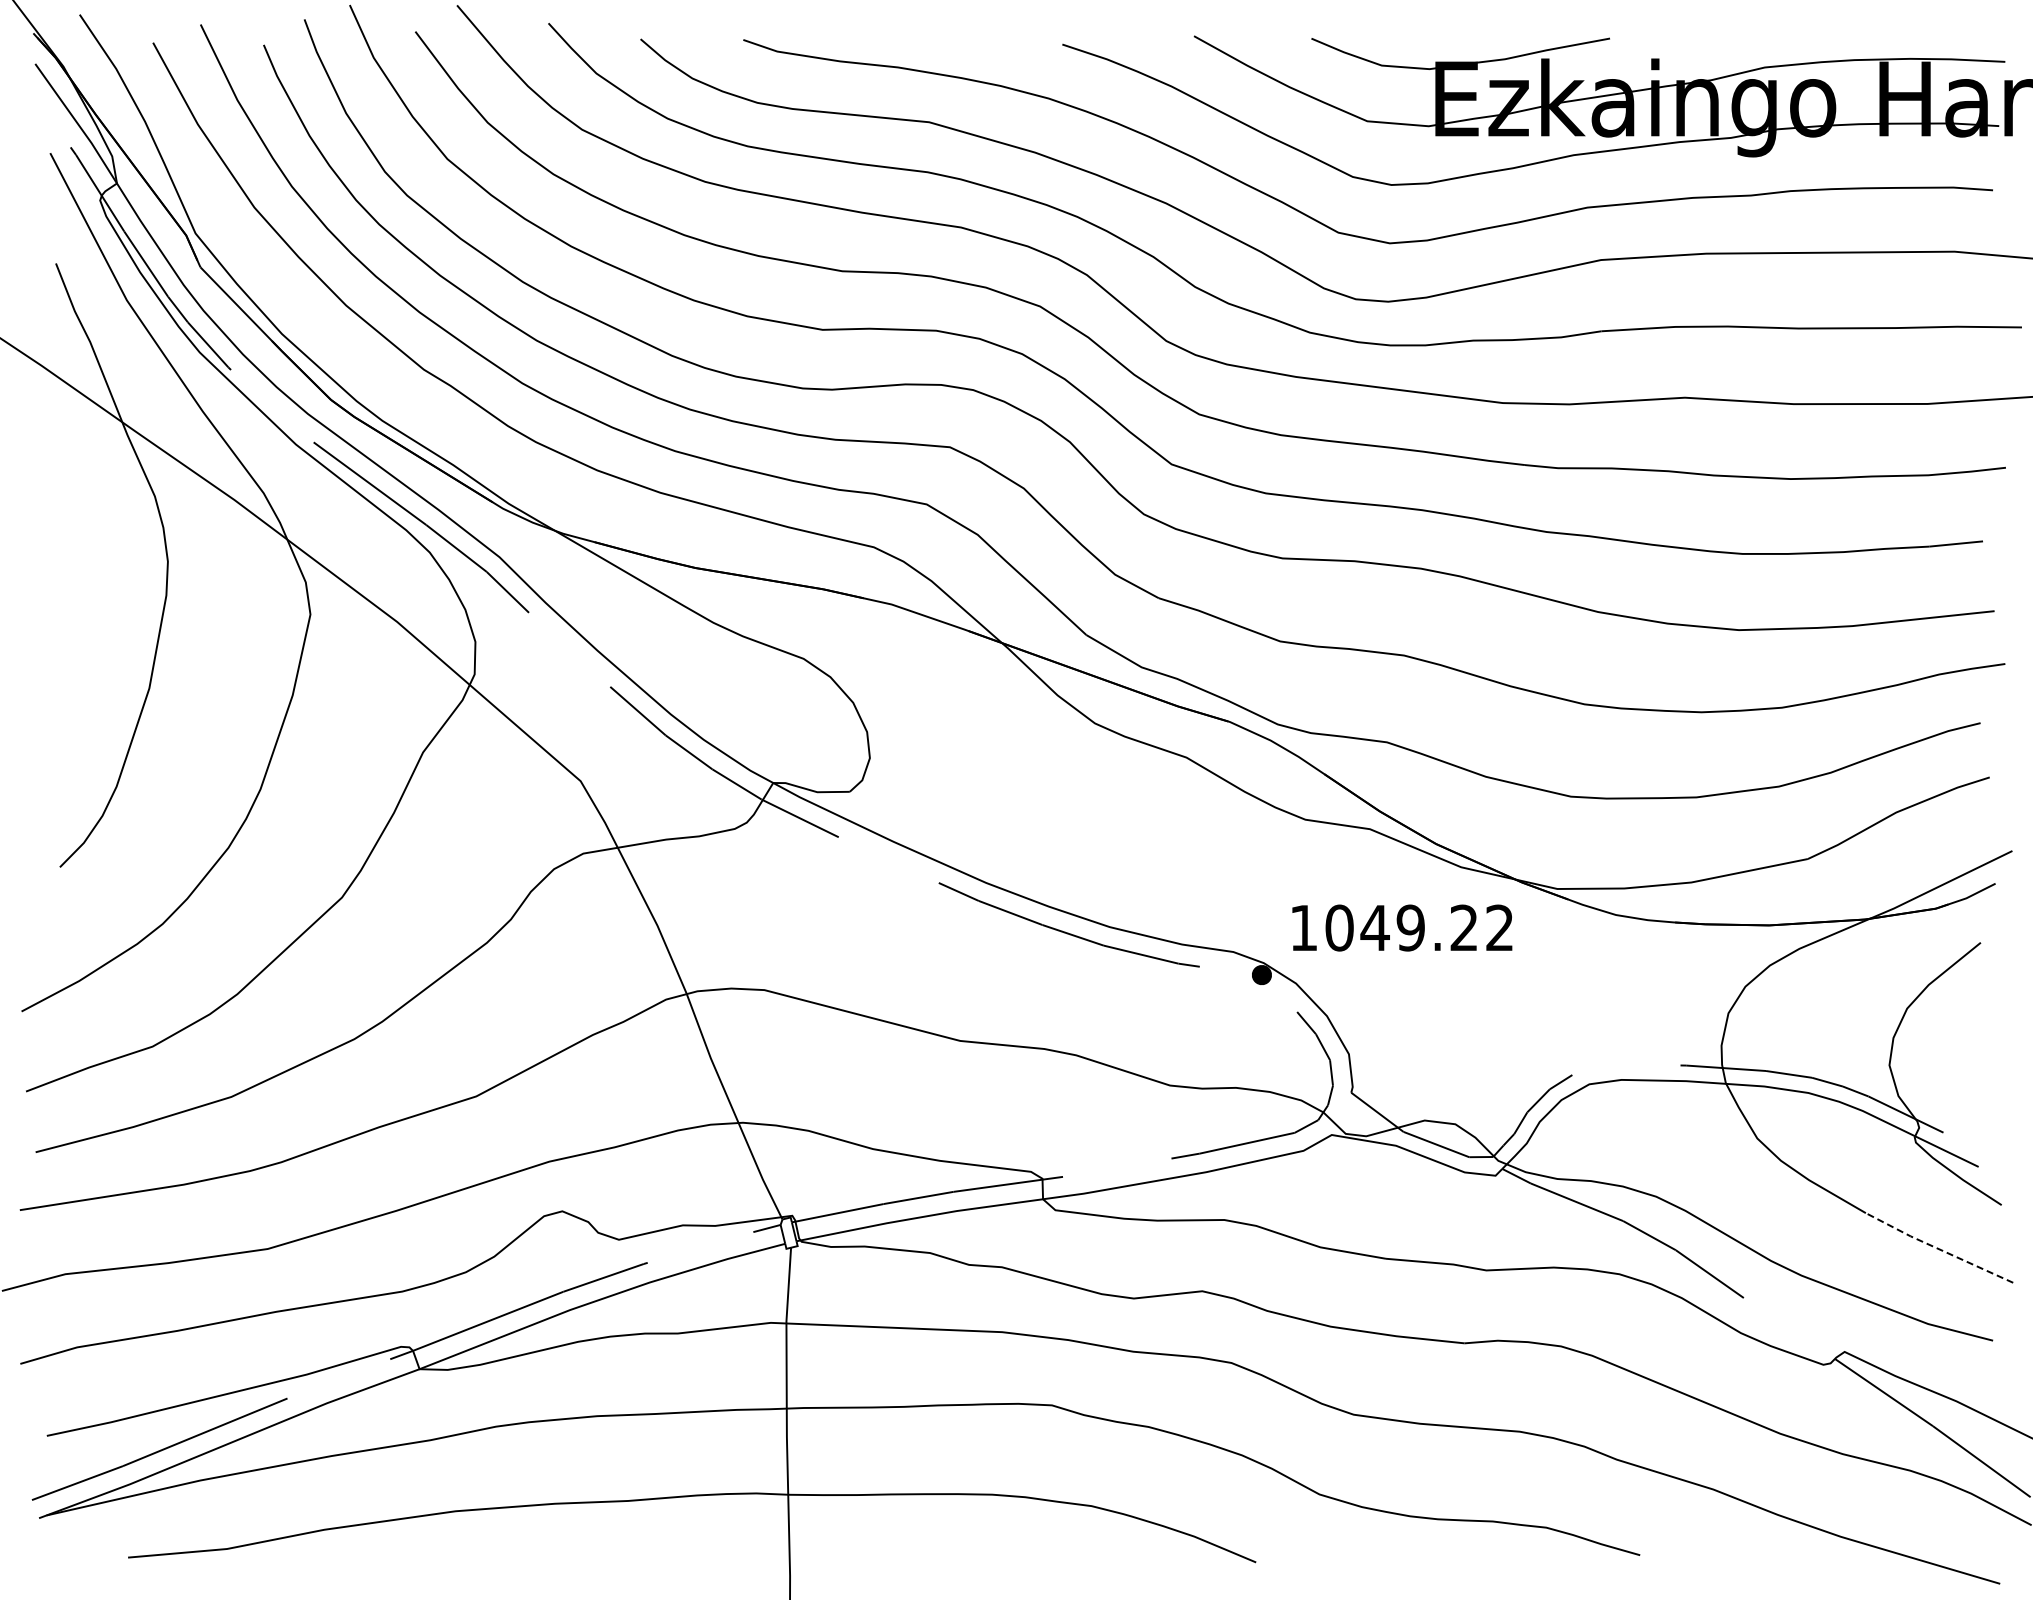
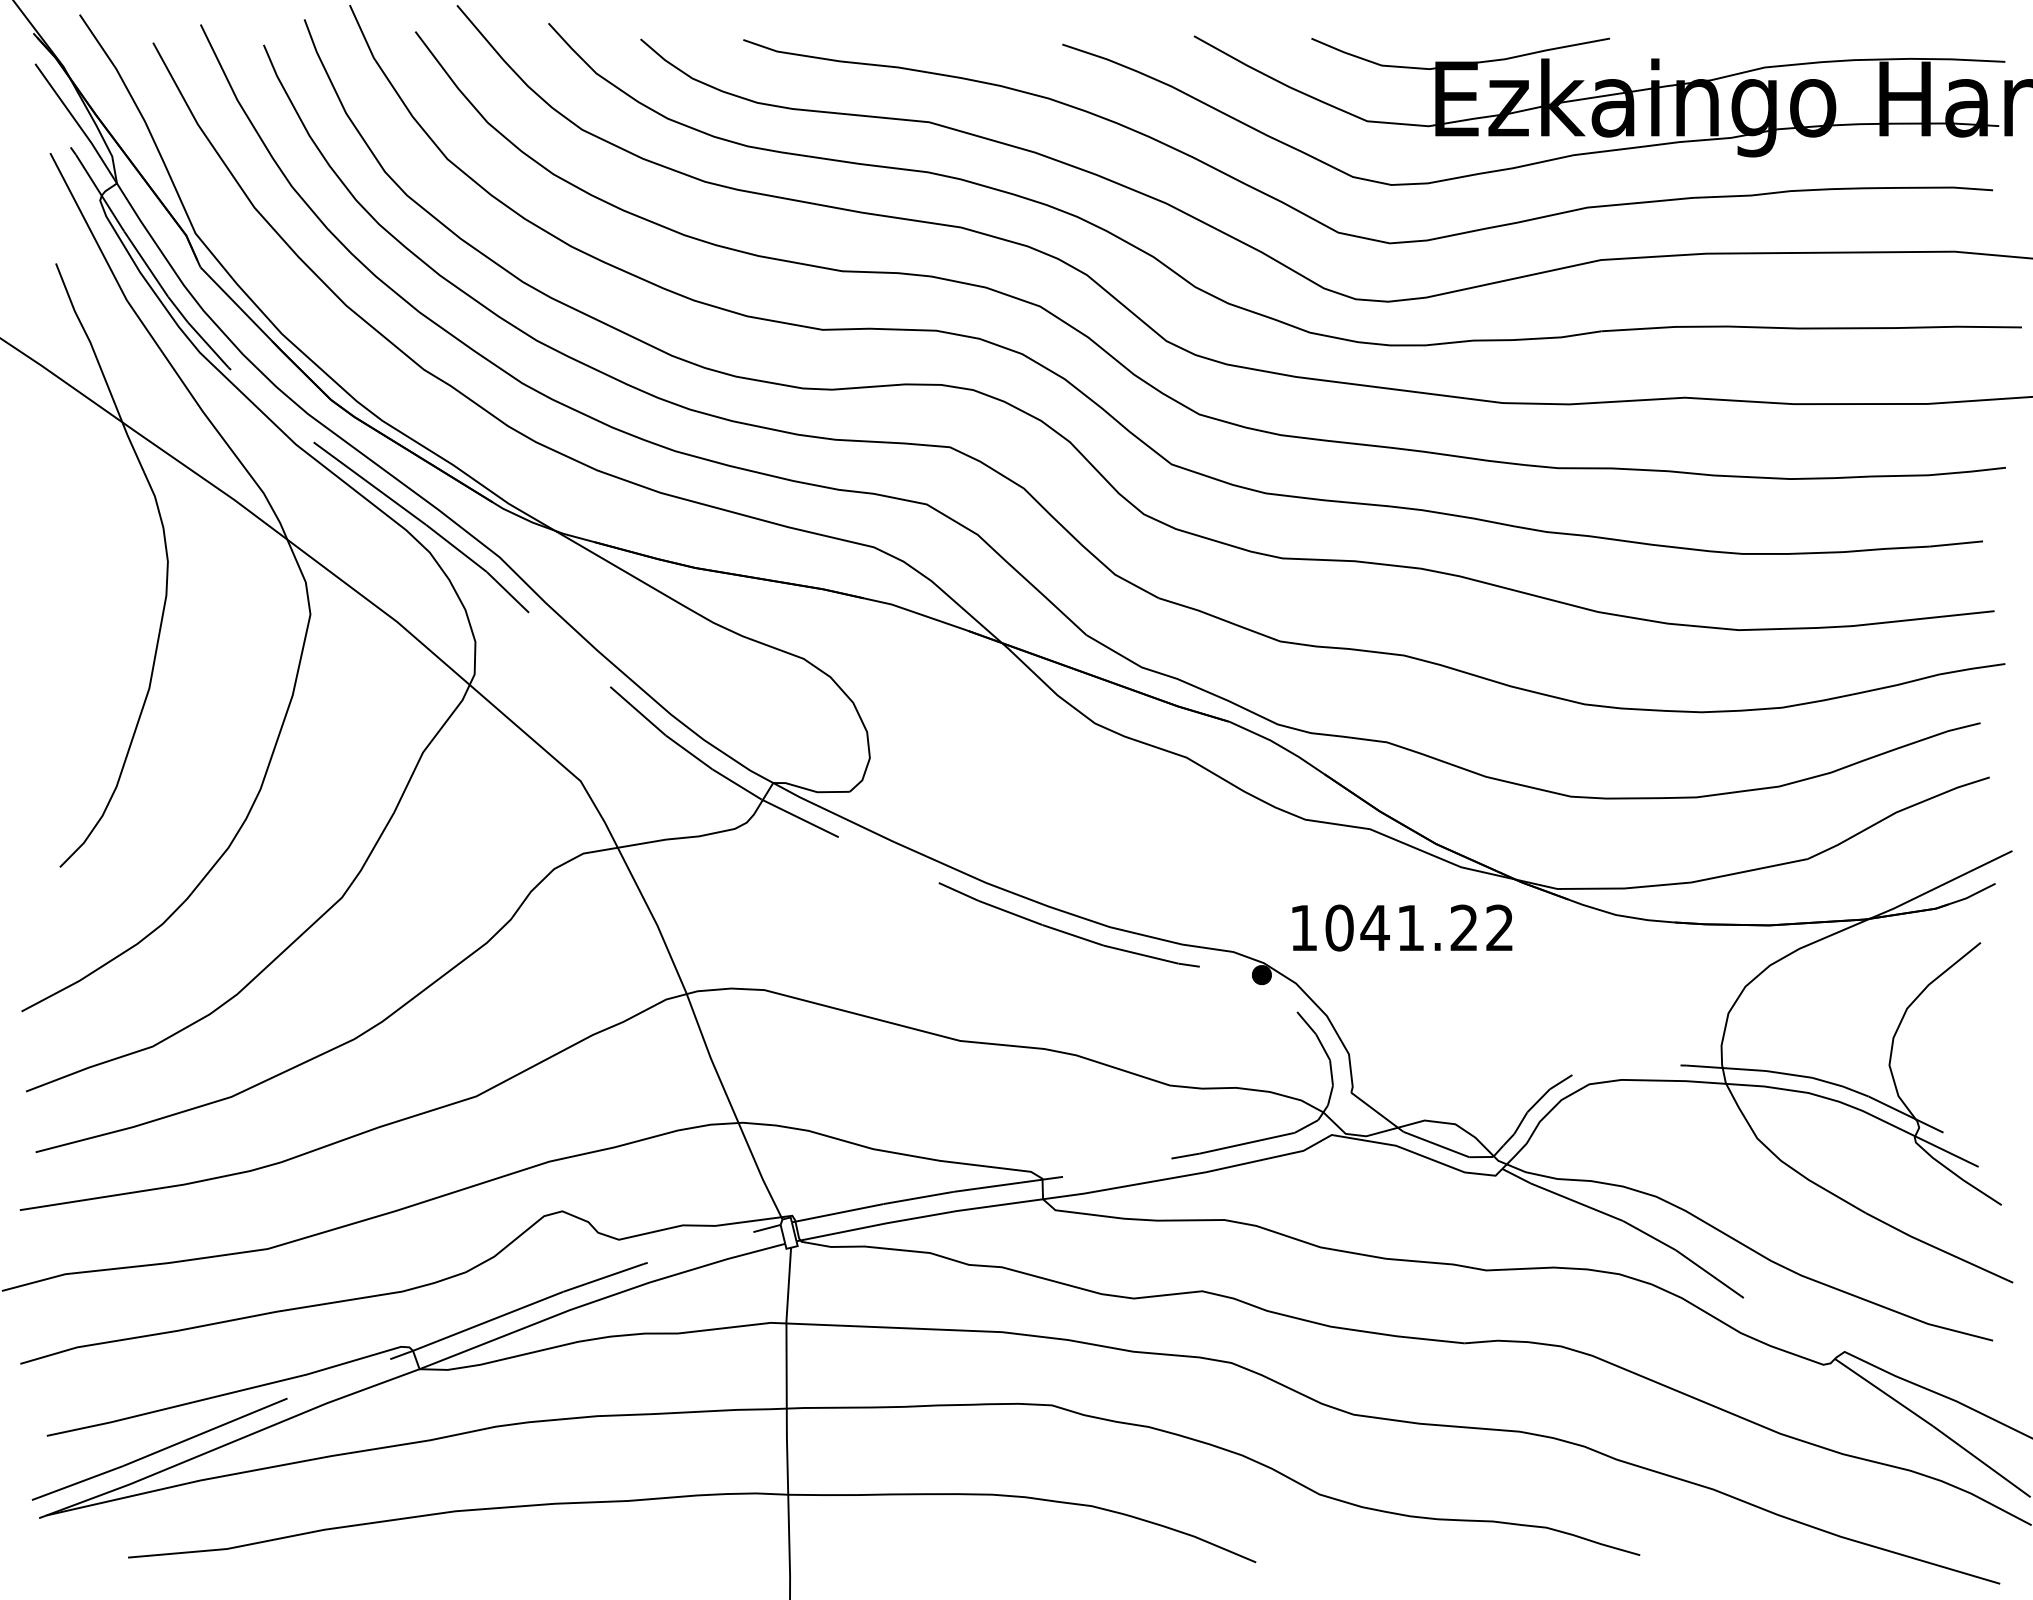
text: 1049.22 -> 1041.22 (1410, 927)
line: dashed -> solid (1937, 1248)
